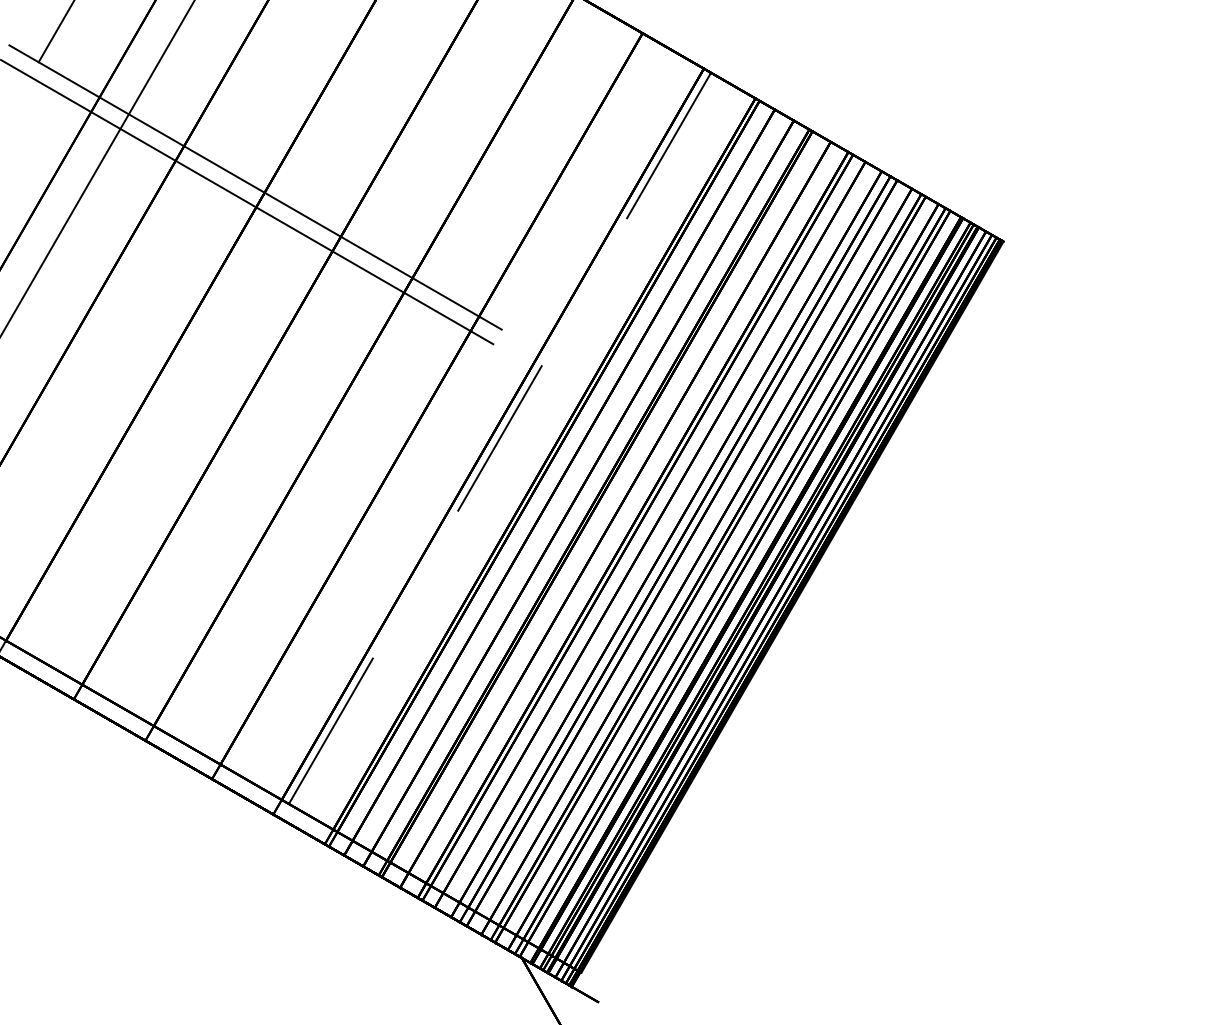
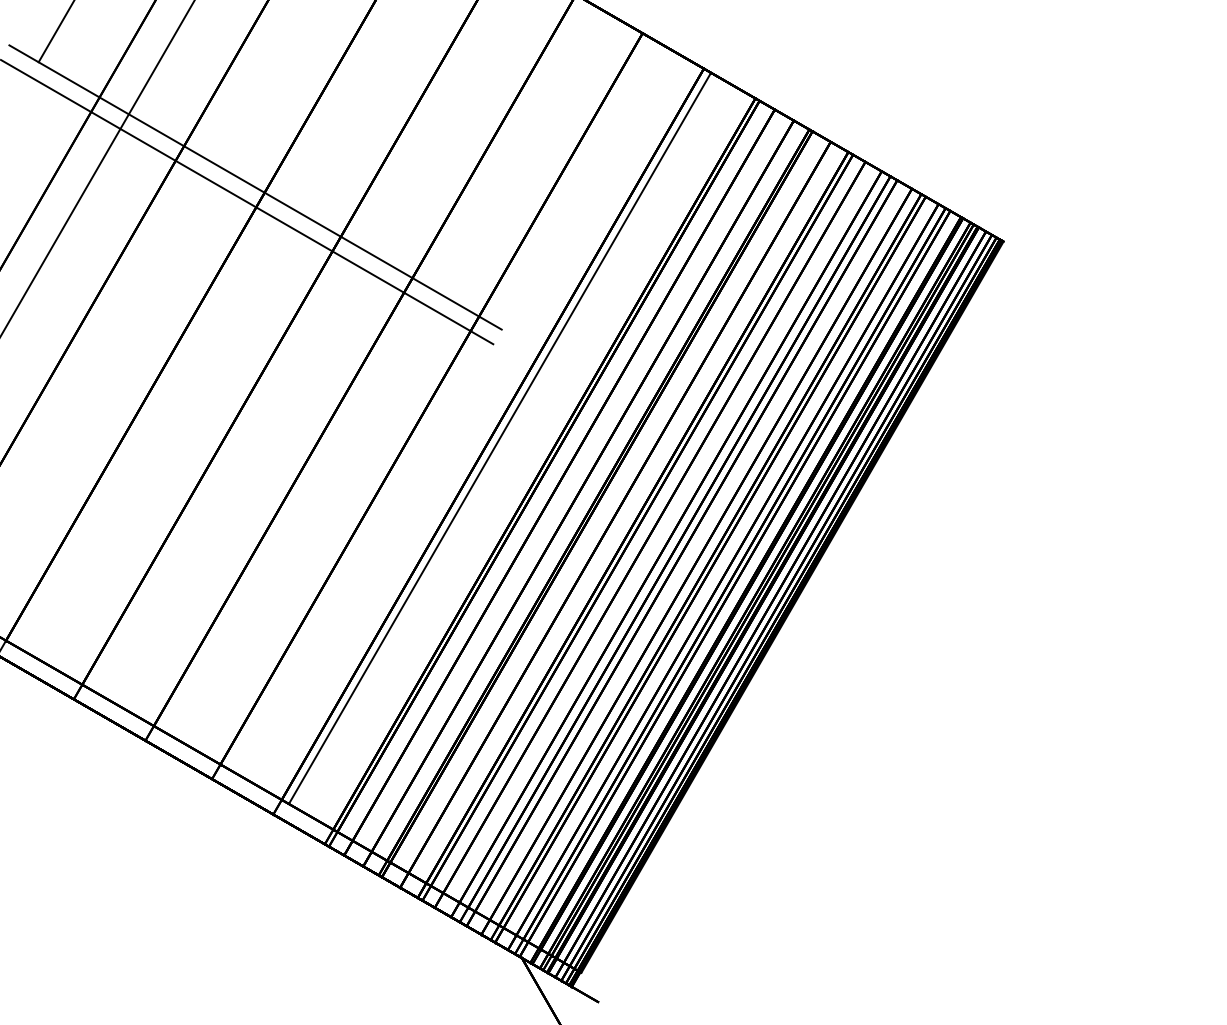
line: dashed -> solid (500, 437)
